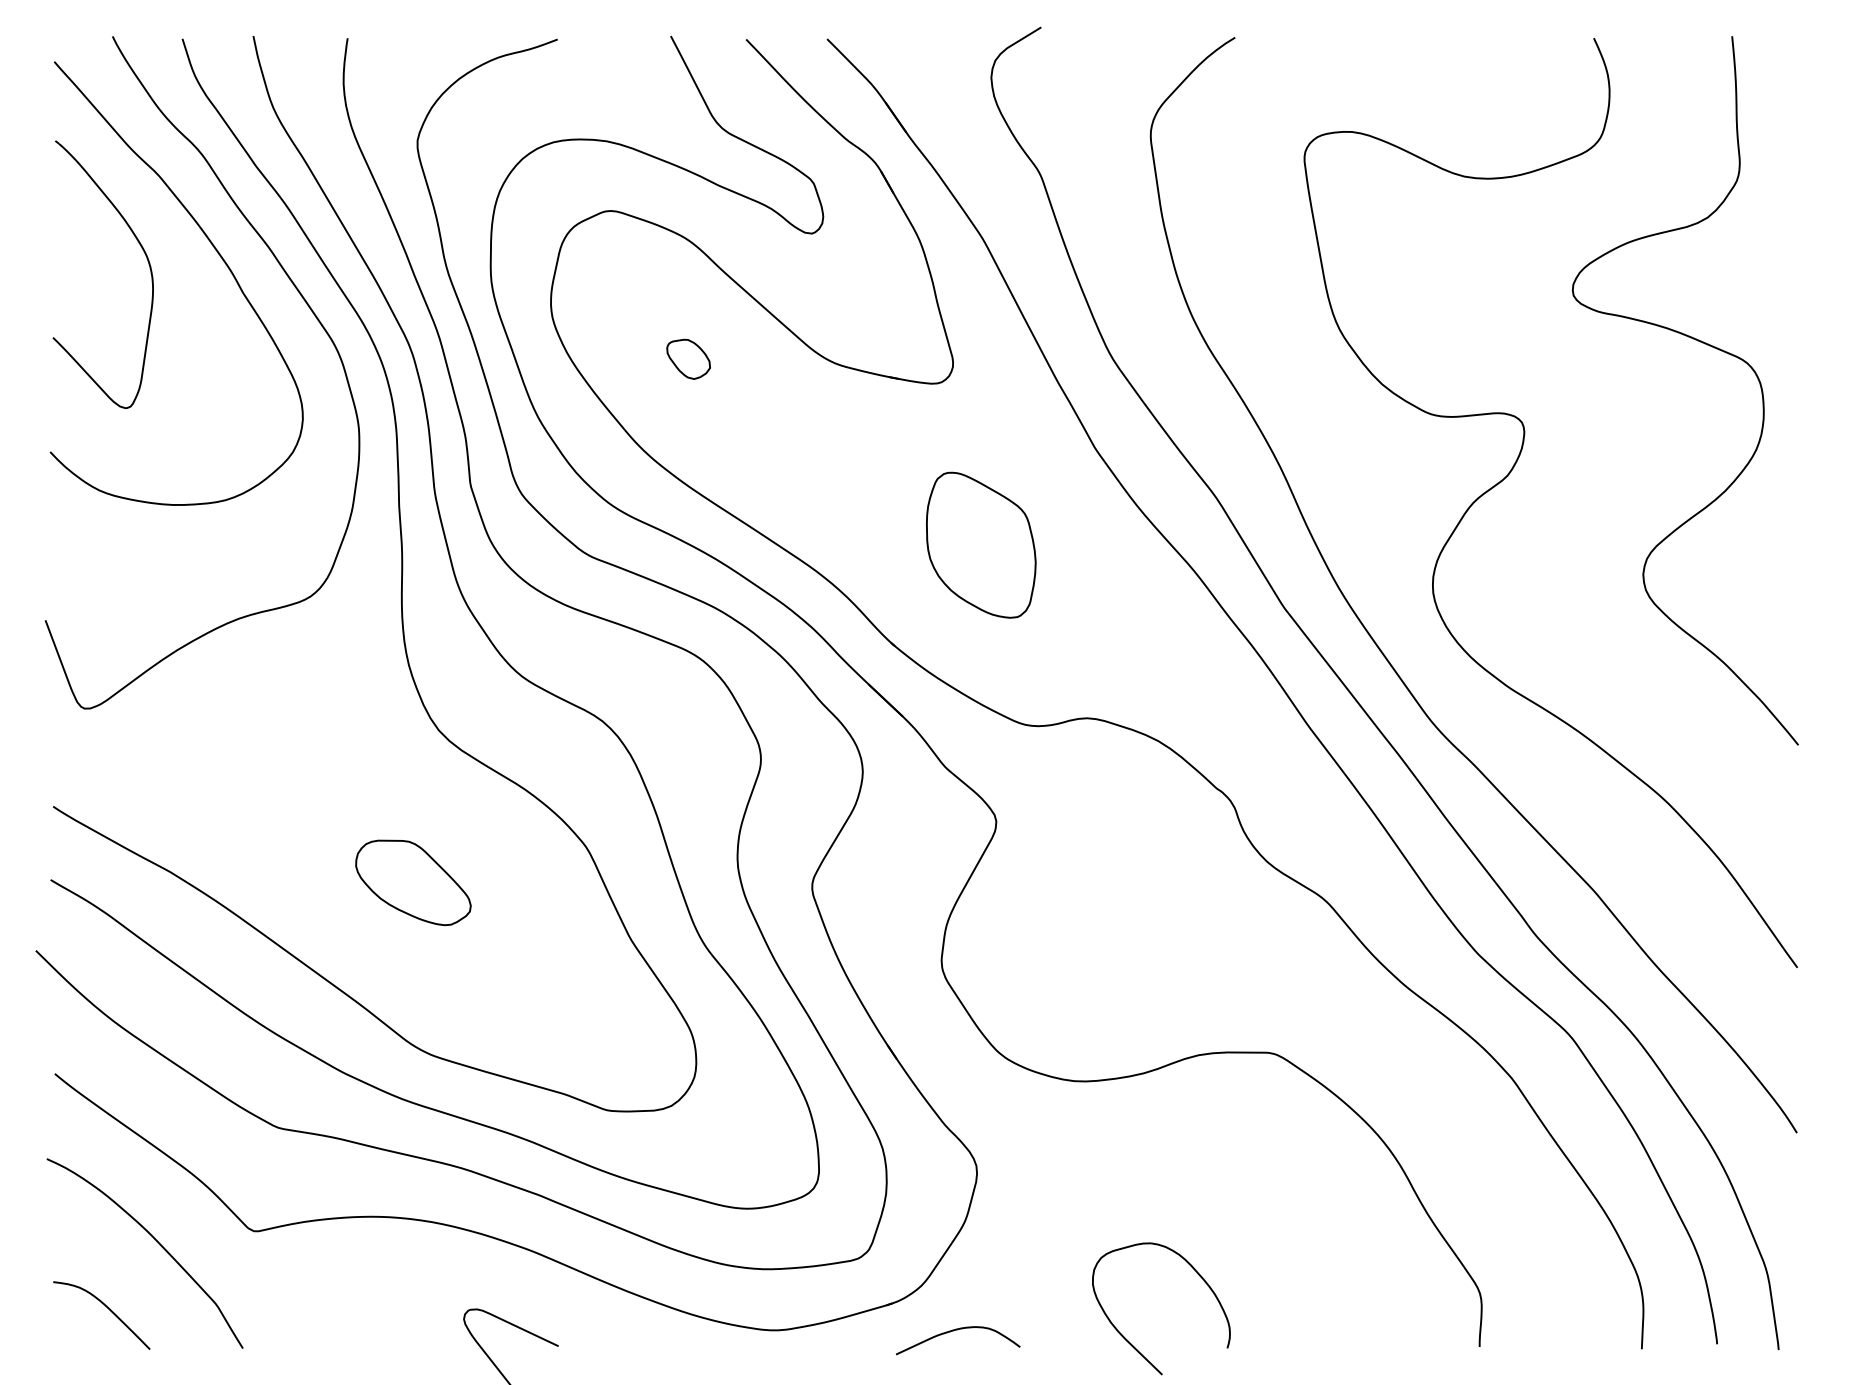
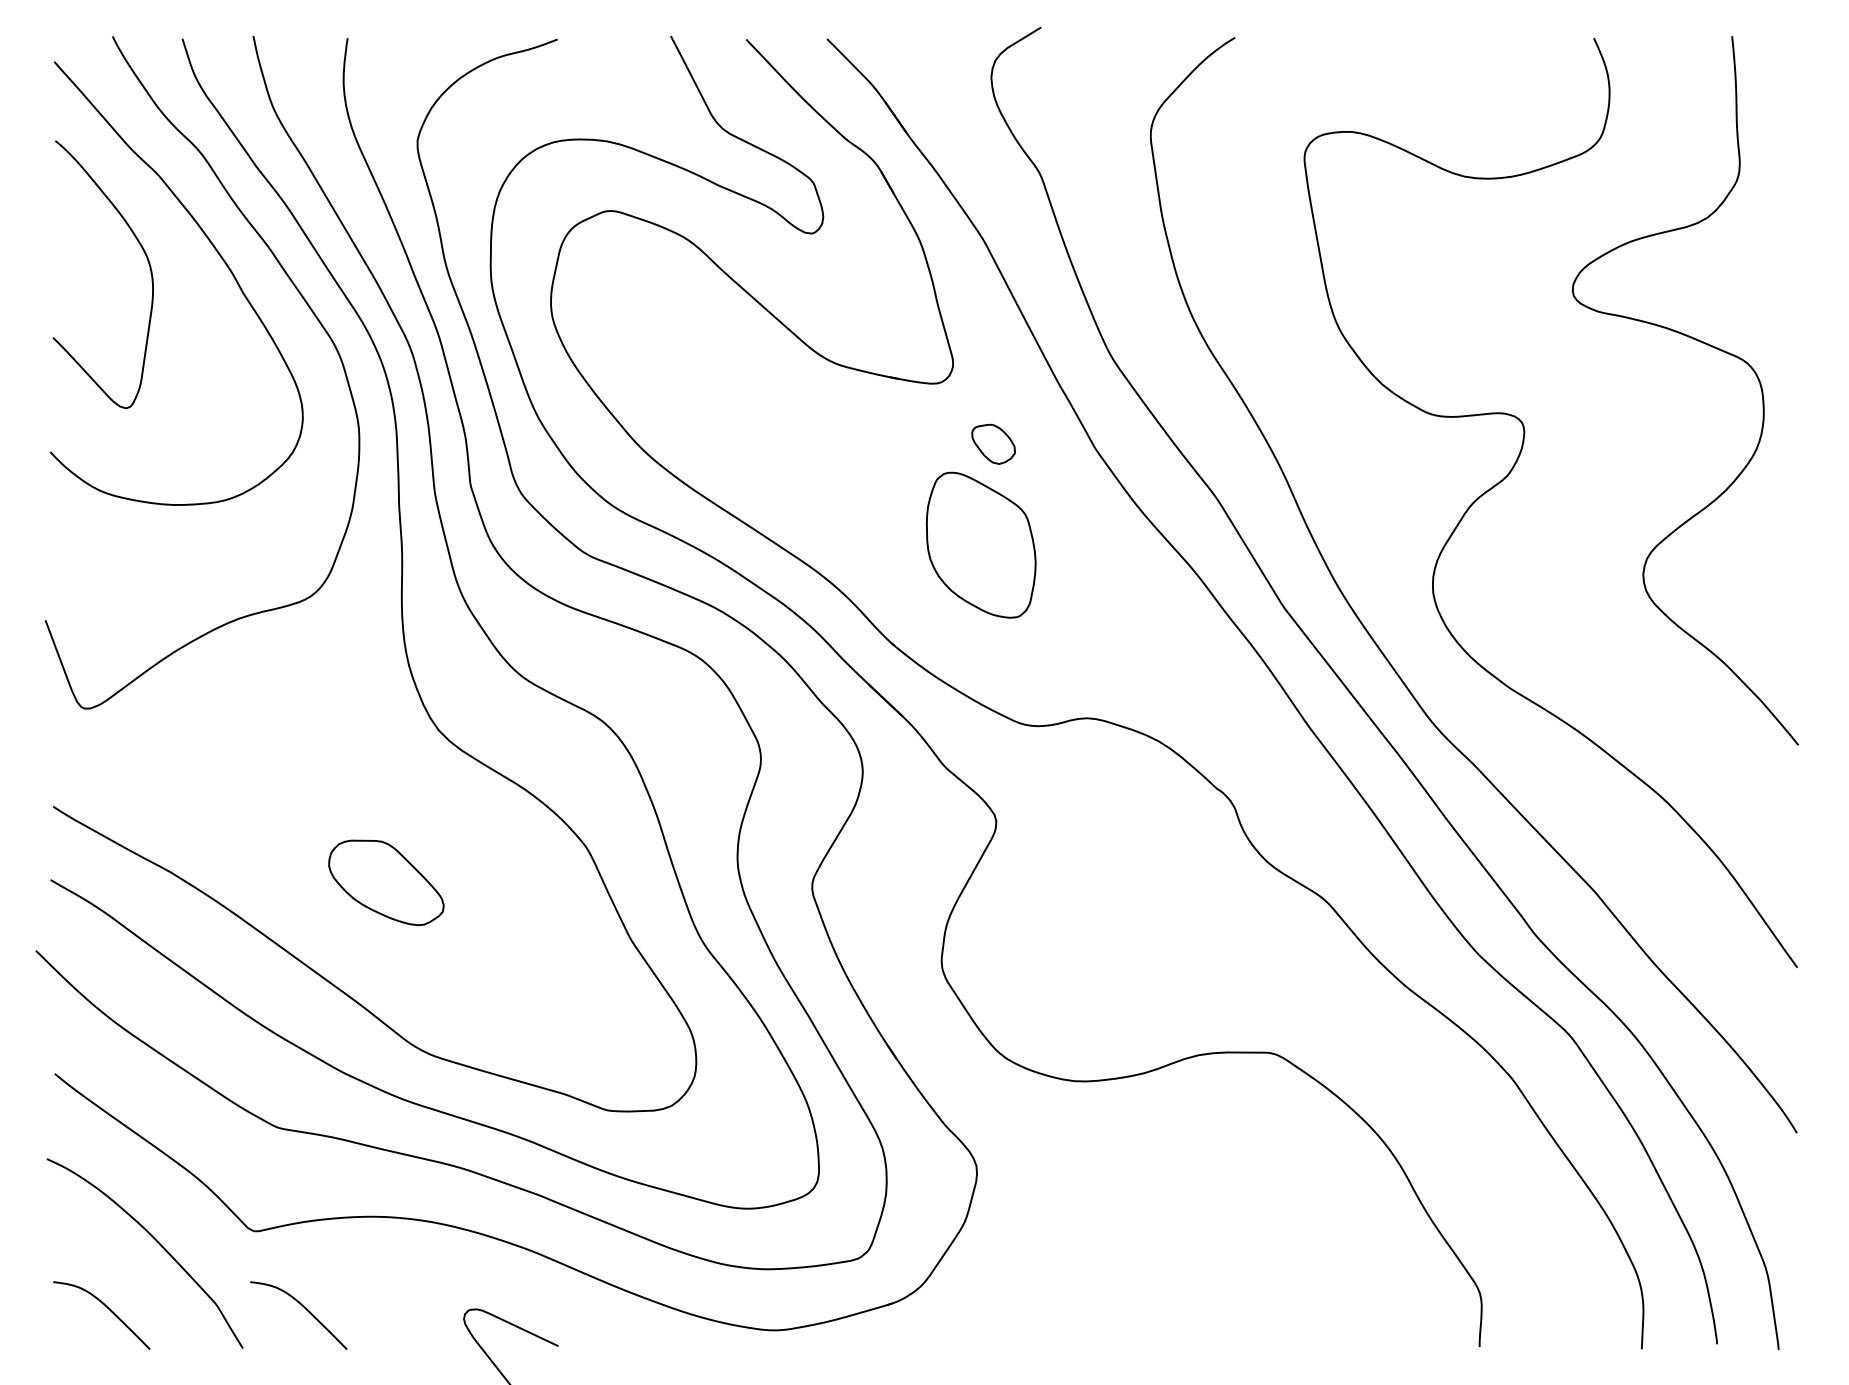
part position: (688, 358) -> (993, 443) (993, 443)
part position: (413, 882) -> (386, 882) (386, 882)
curve: none -> present (304, 1308)
curve: present -> none (954, 1331)
part: present -> none (1128, 1340)
